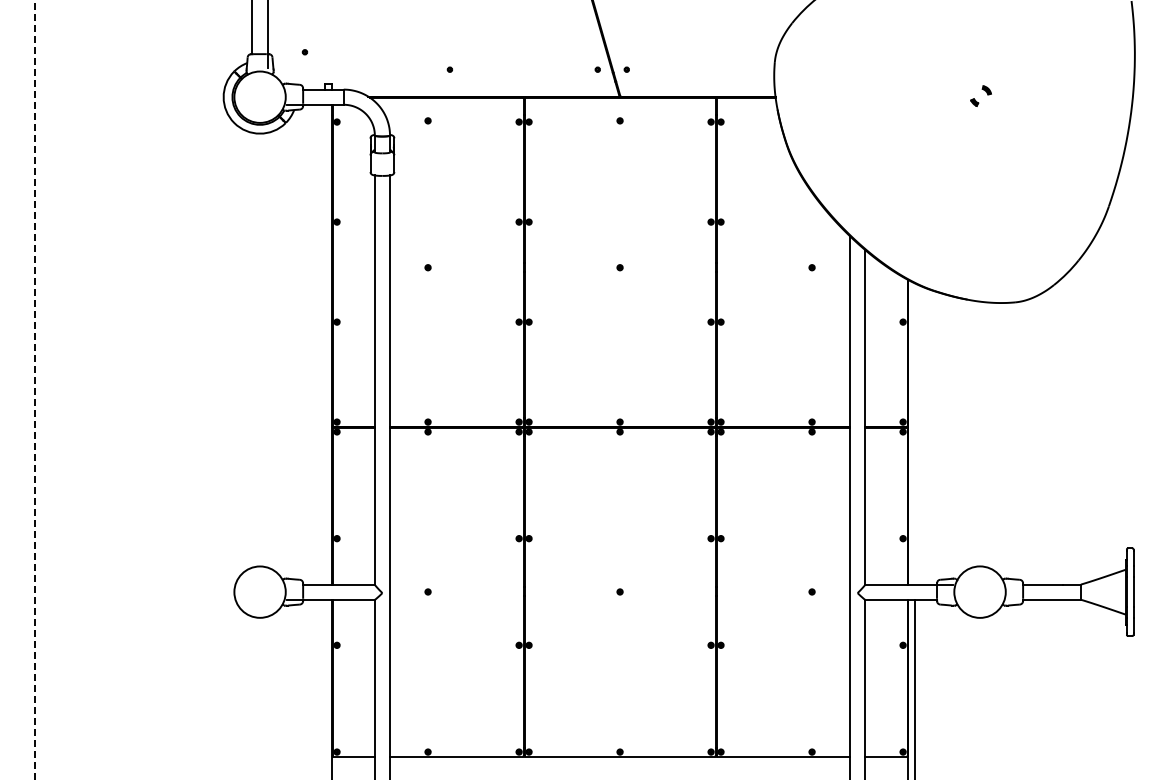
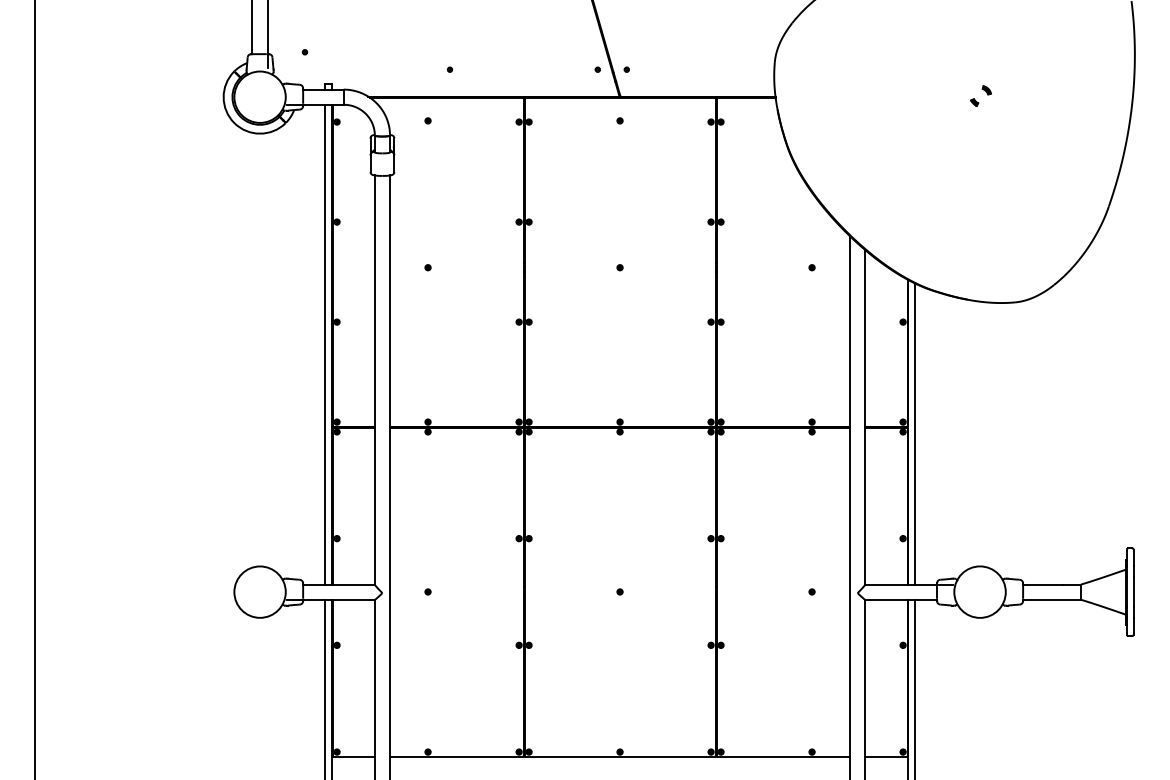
line: none -> present (325, 344)
line: dashed -> solid (35, 390)
line: none -> present (914, 433)
line: none -> present (325, 687)
